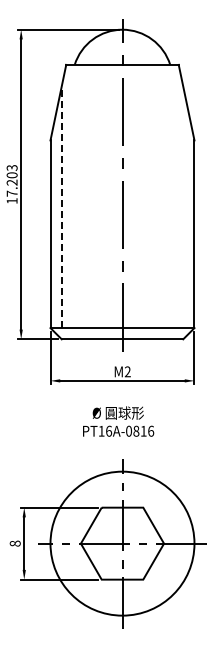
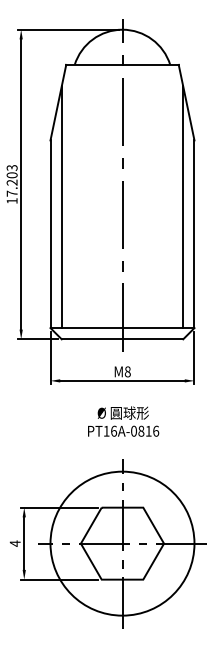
line: dashed -> solid (61, 207)
line: none -> present (183, 207)
text: 2 -> 8 (127, 371)
text position: (118, 421) -> (123, 421) (123, 421)
text: 8 -> 4 (14, 543)
